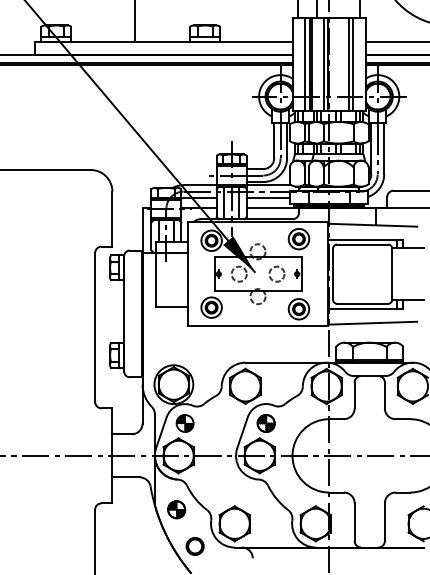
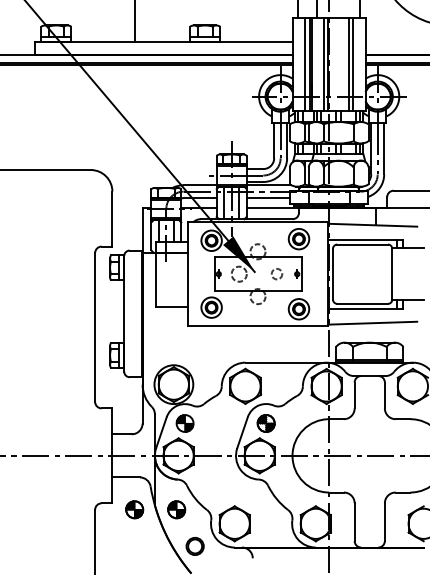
line: present -> none (395, 41)
circle size: 18x18 px -> 14x13 px (276, 274)
part: none -> present (134, 509)
